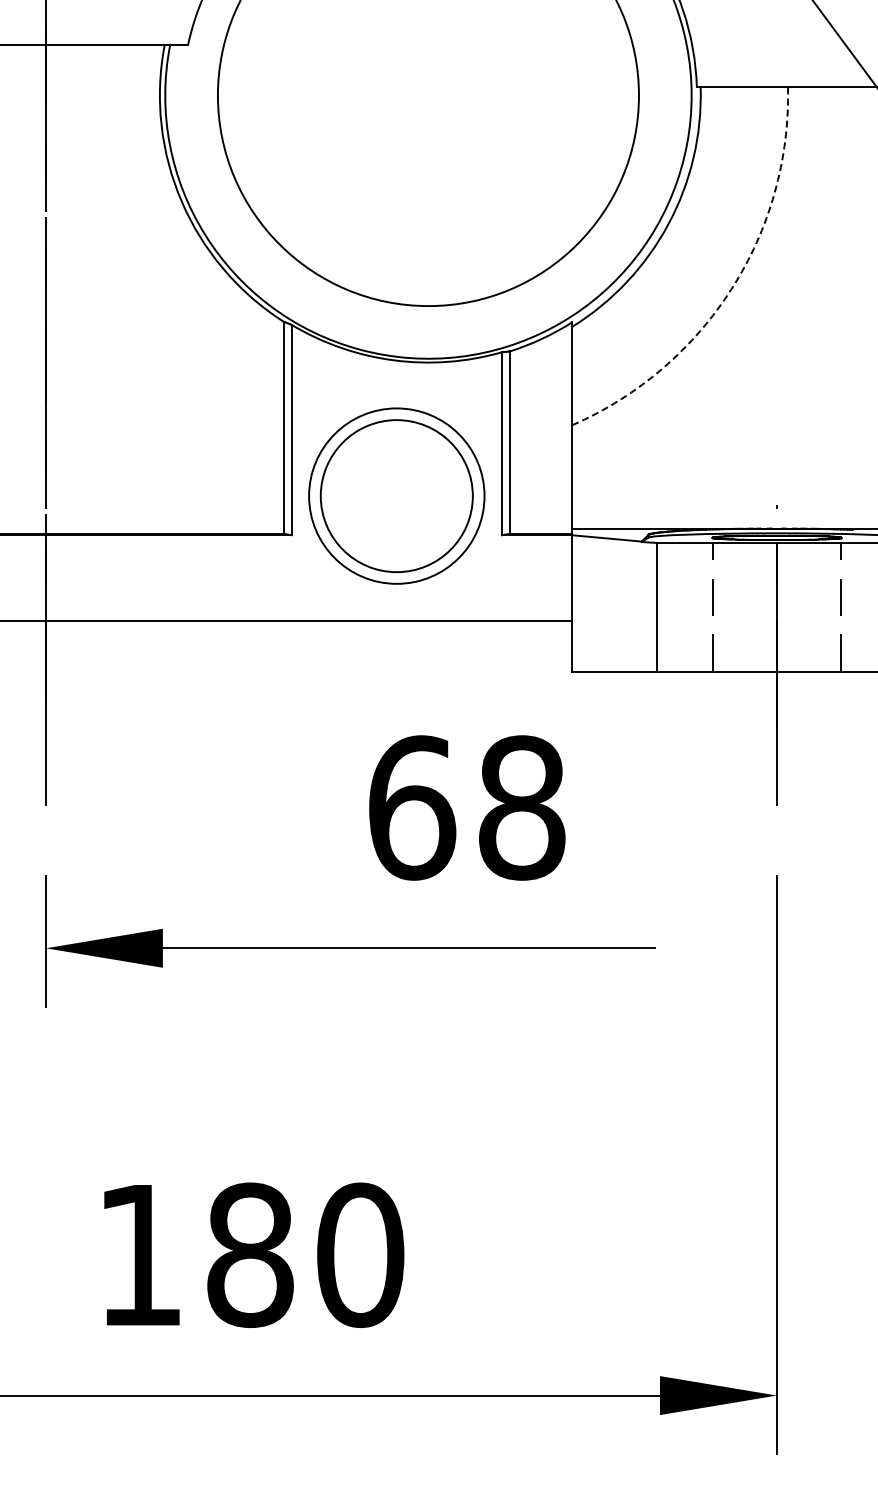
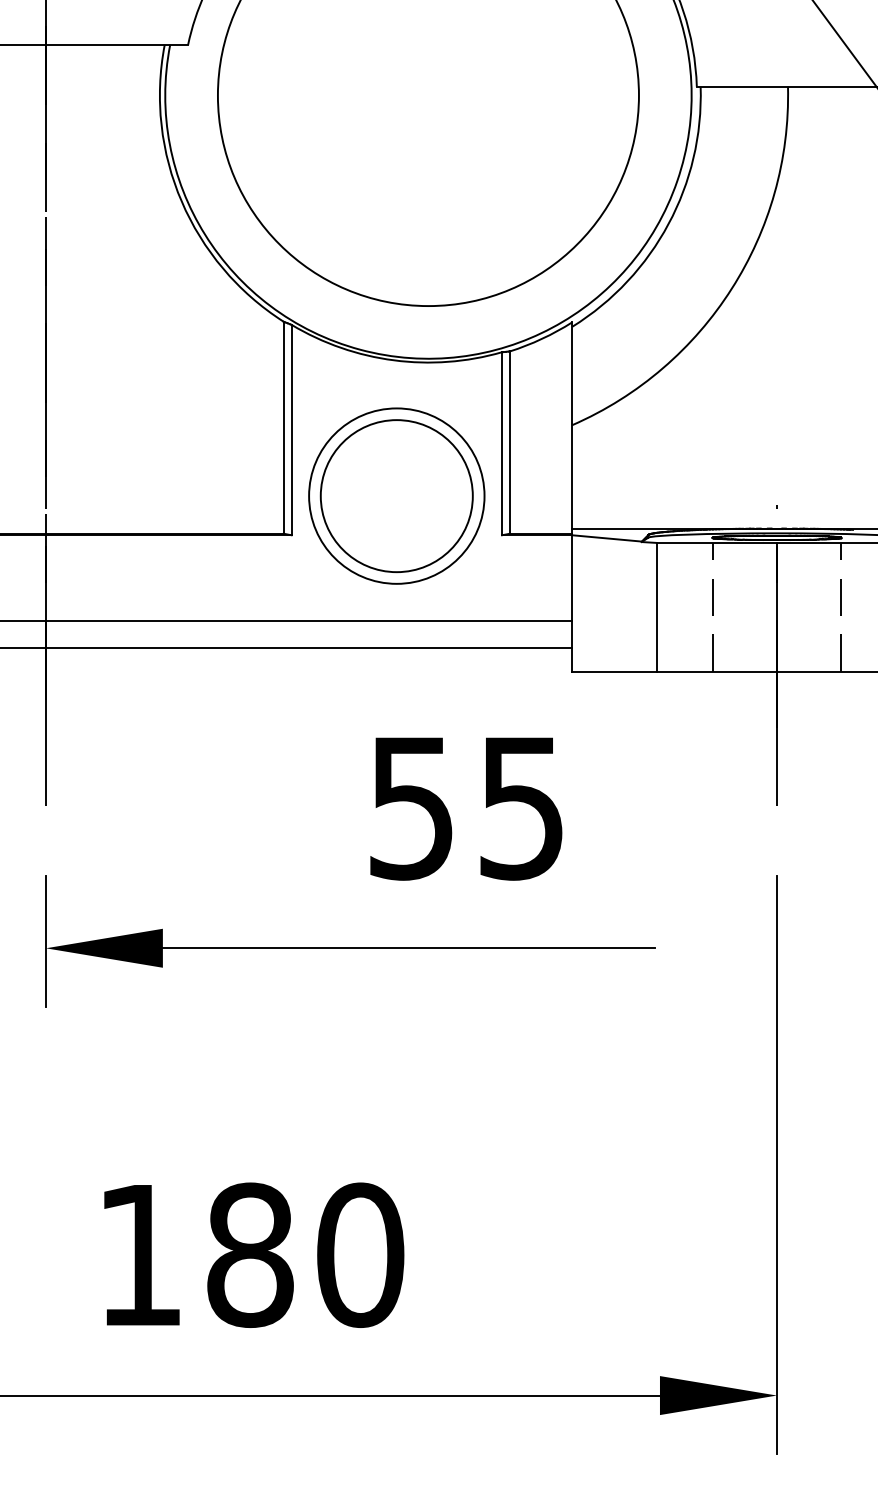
arc: dashed -> solid (731, 288)
line: none -> present (287, 648)
text: 68 -> 55 (467, 807)
